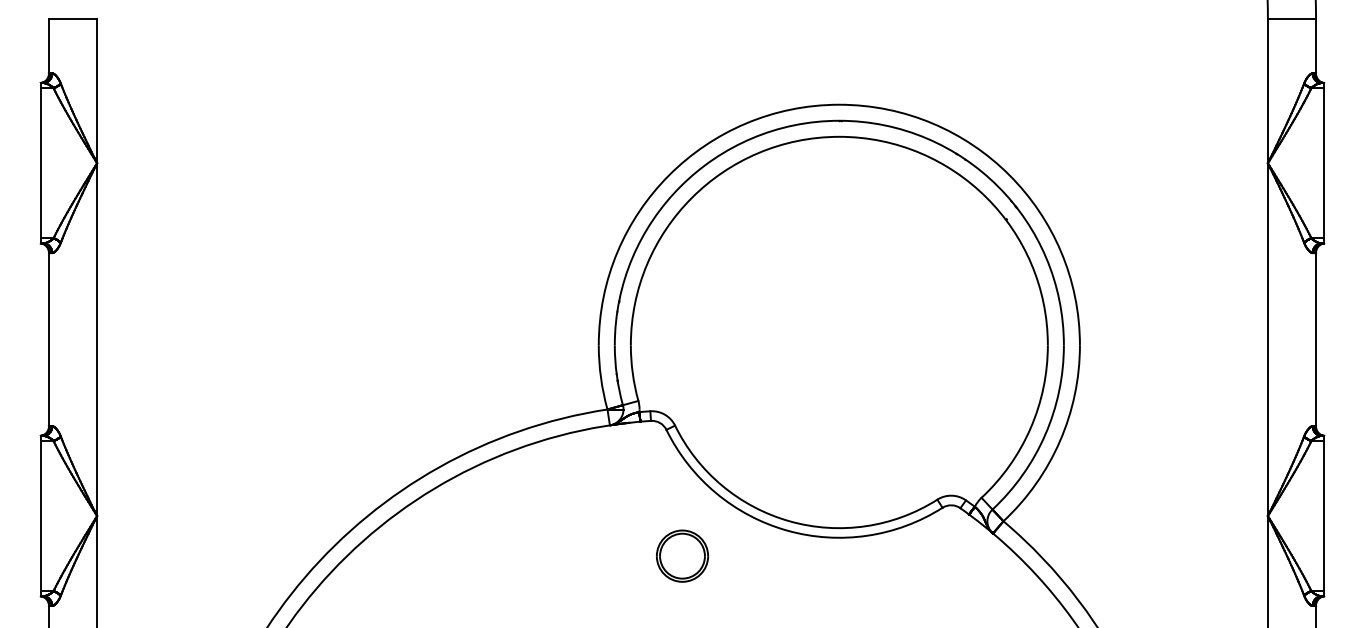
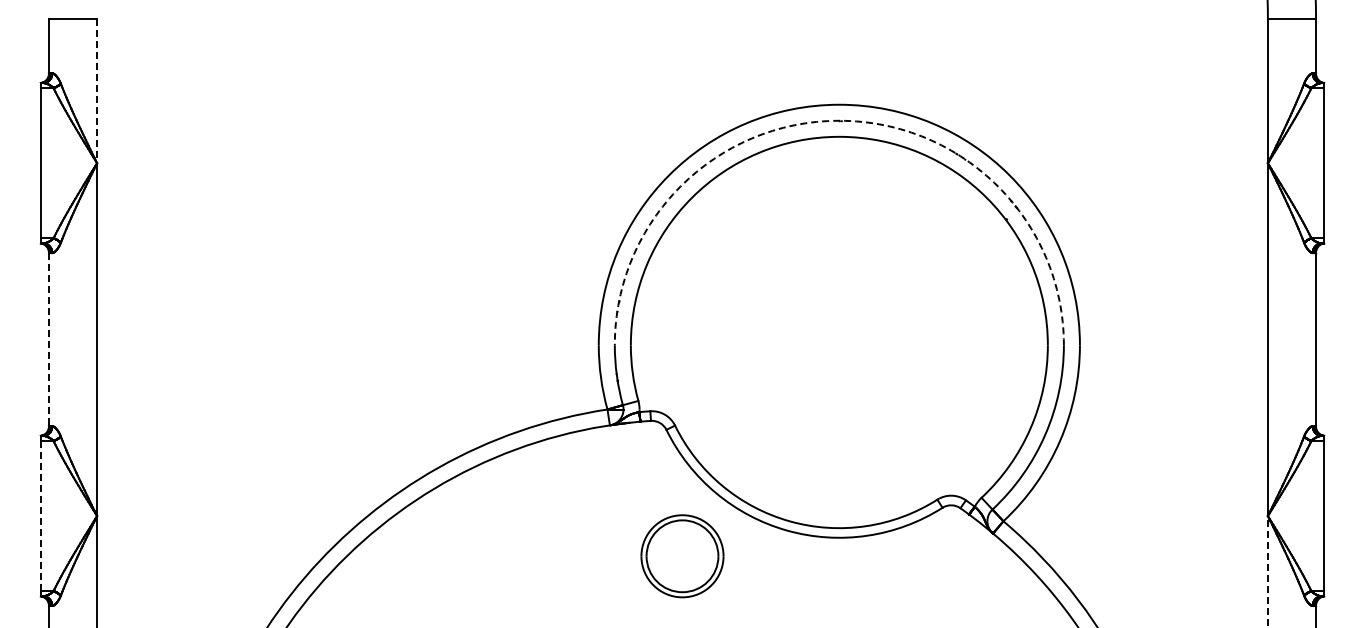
line: solid -> dashed (97, 91)
arc: solid -> dashed (839, 120)
line: solid -> dashed (48, 339)
line: solid -> dashed (40, 515)
part size: 53x54 px -> 85x85 px (682, 556)
line: solid -> dashed (1267, 571)
